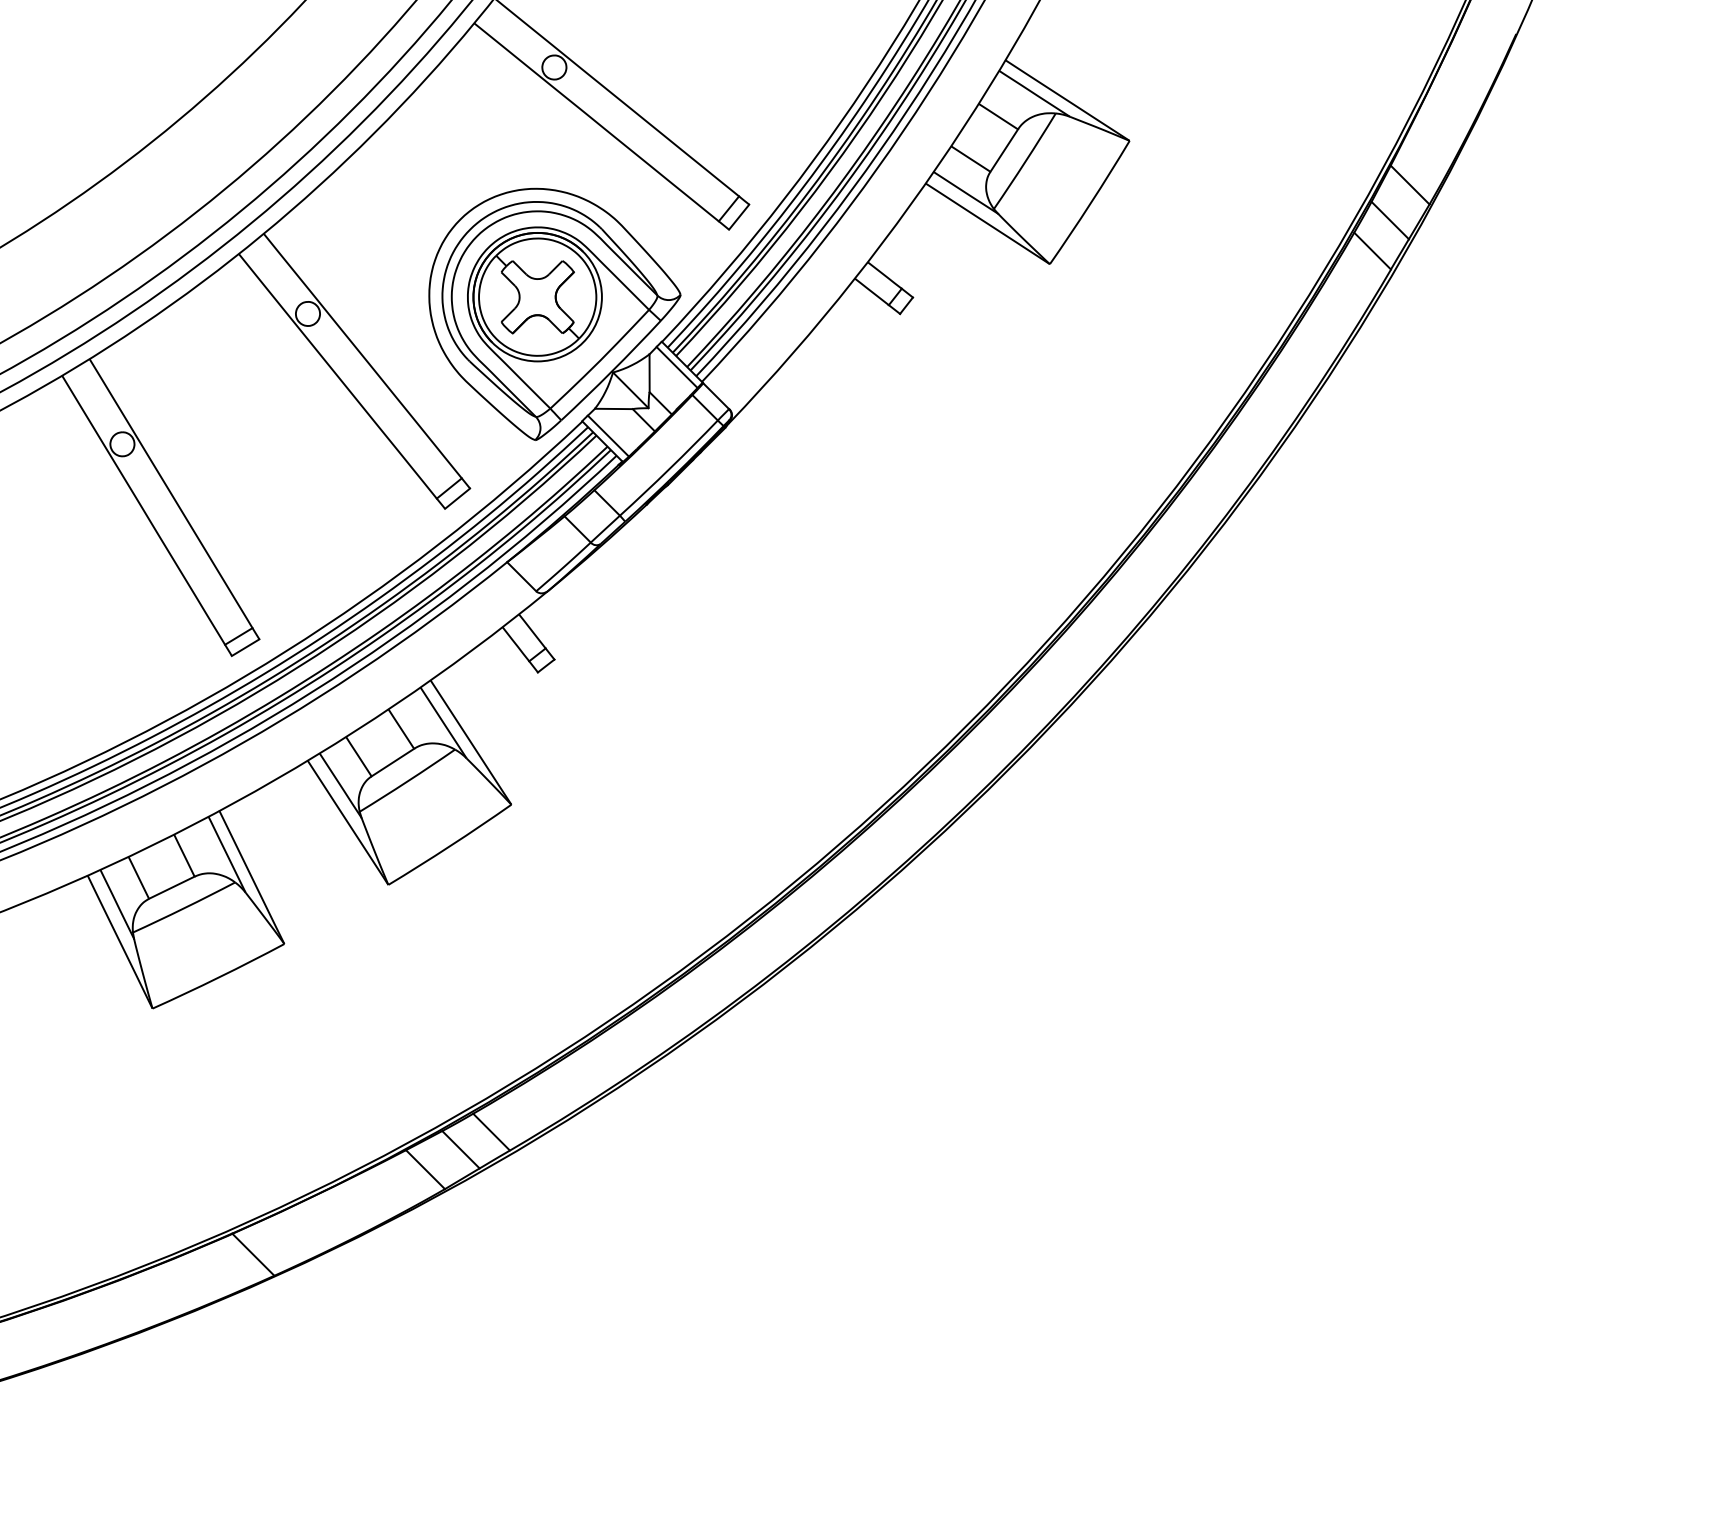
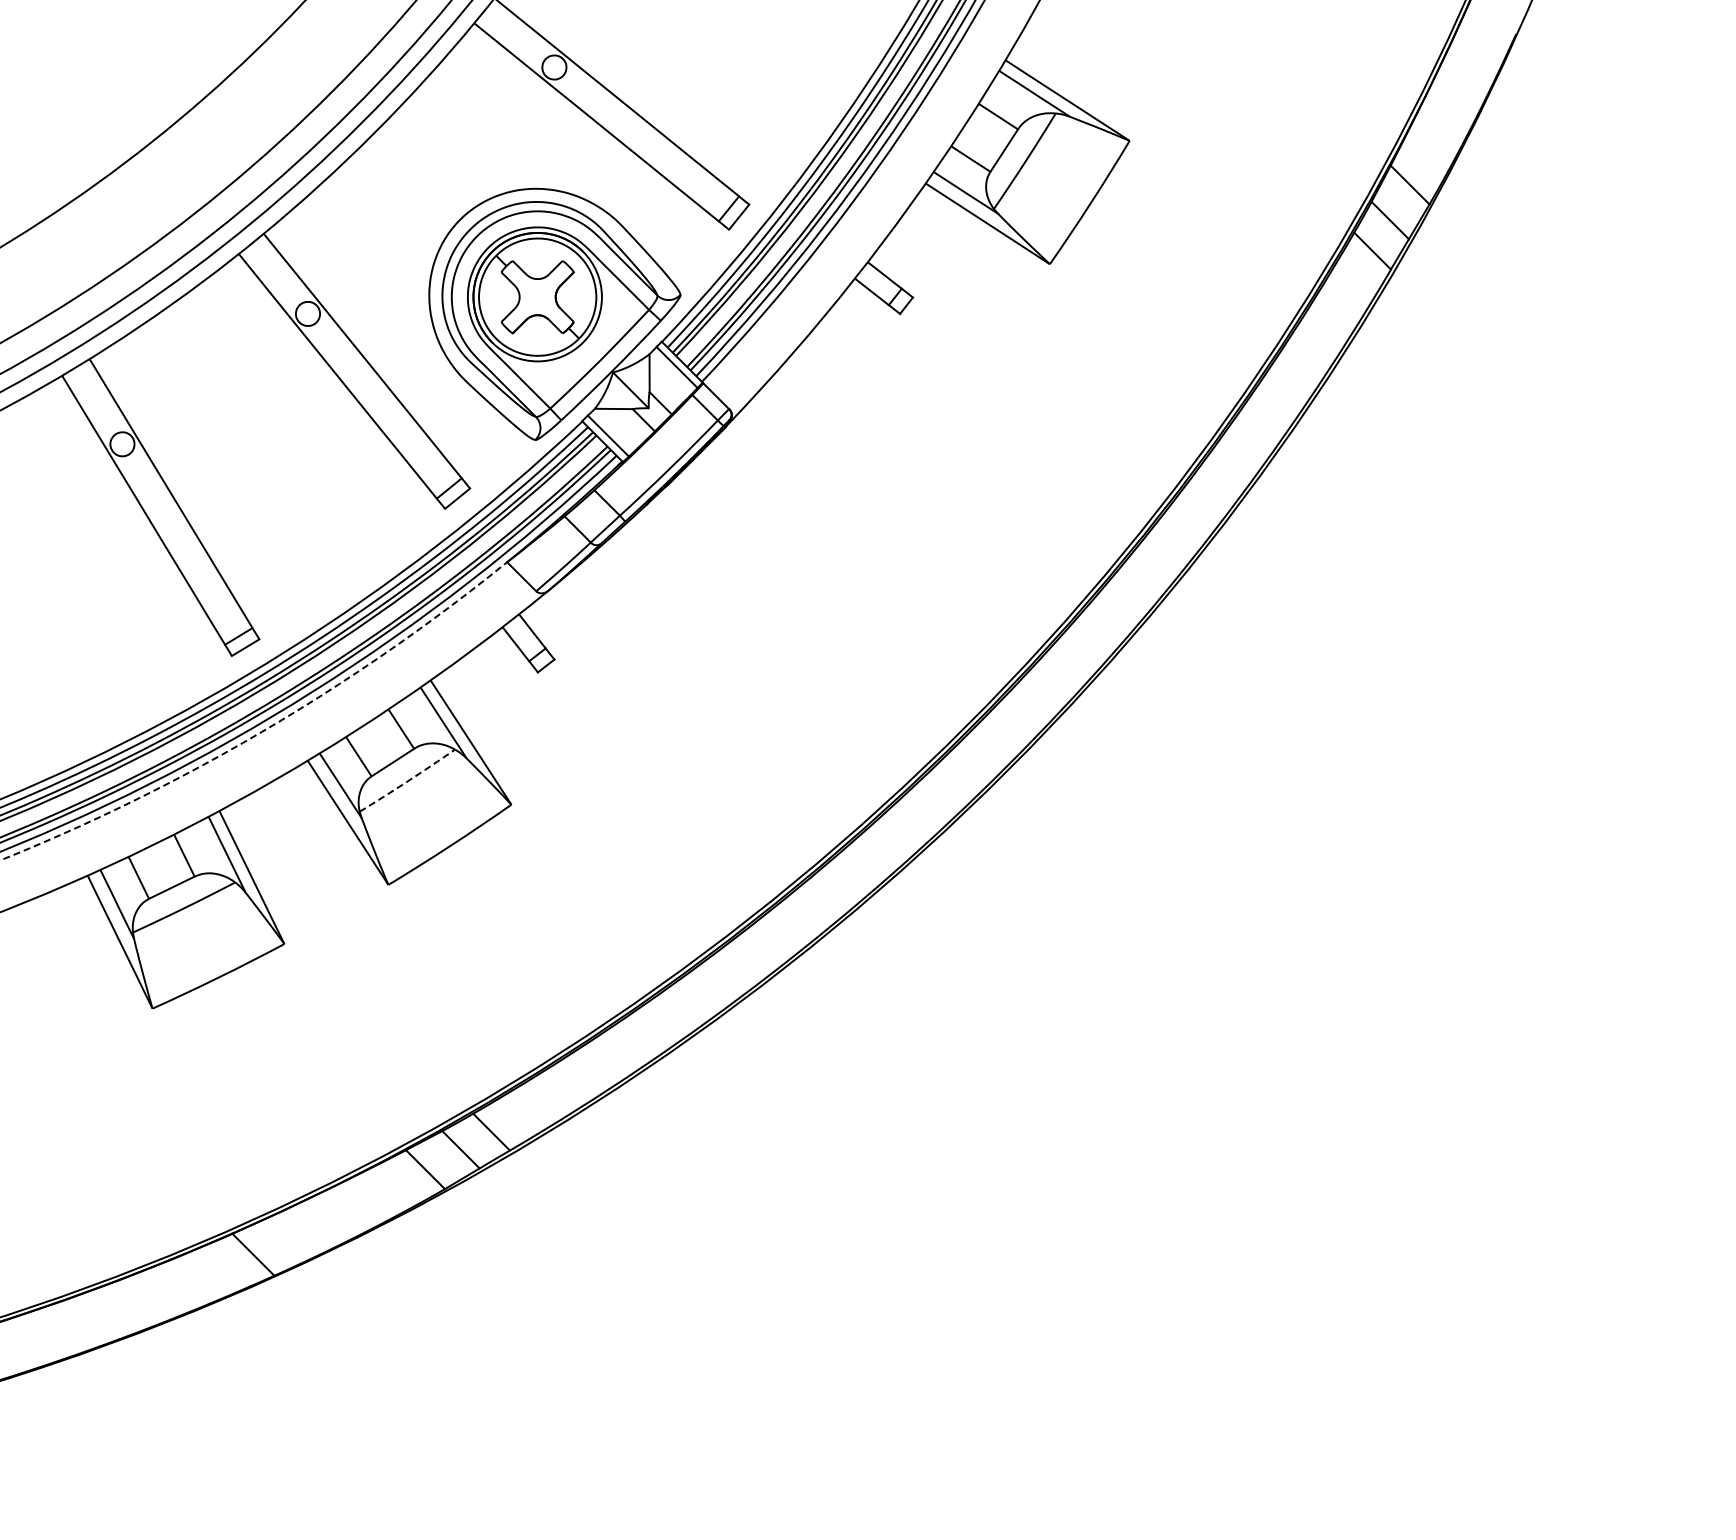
arc: solid -> dashed (268, 727)
arc: solid -> dashed (407, 781)
